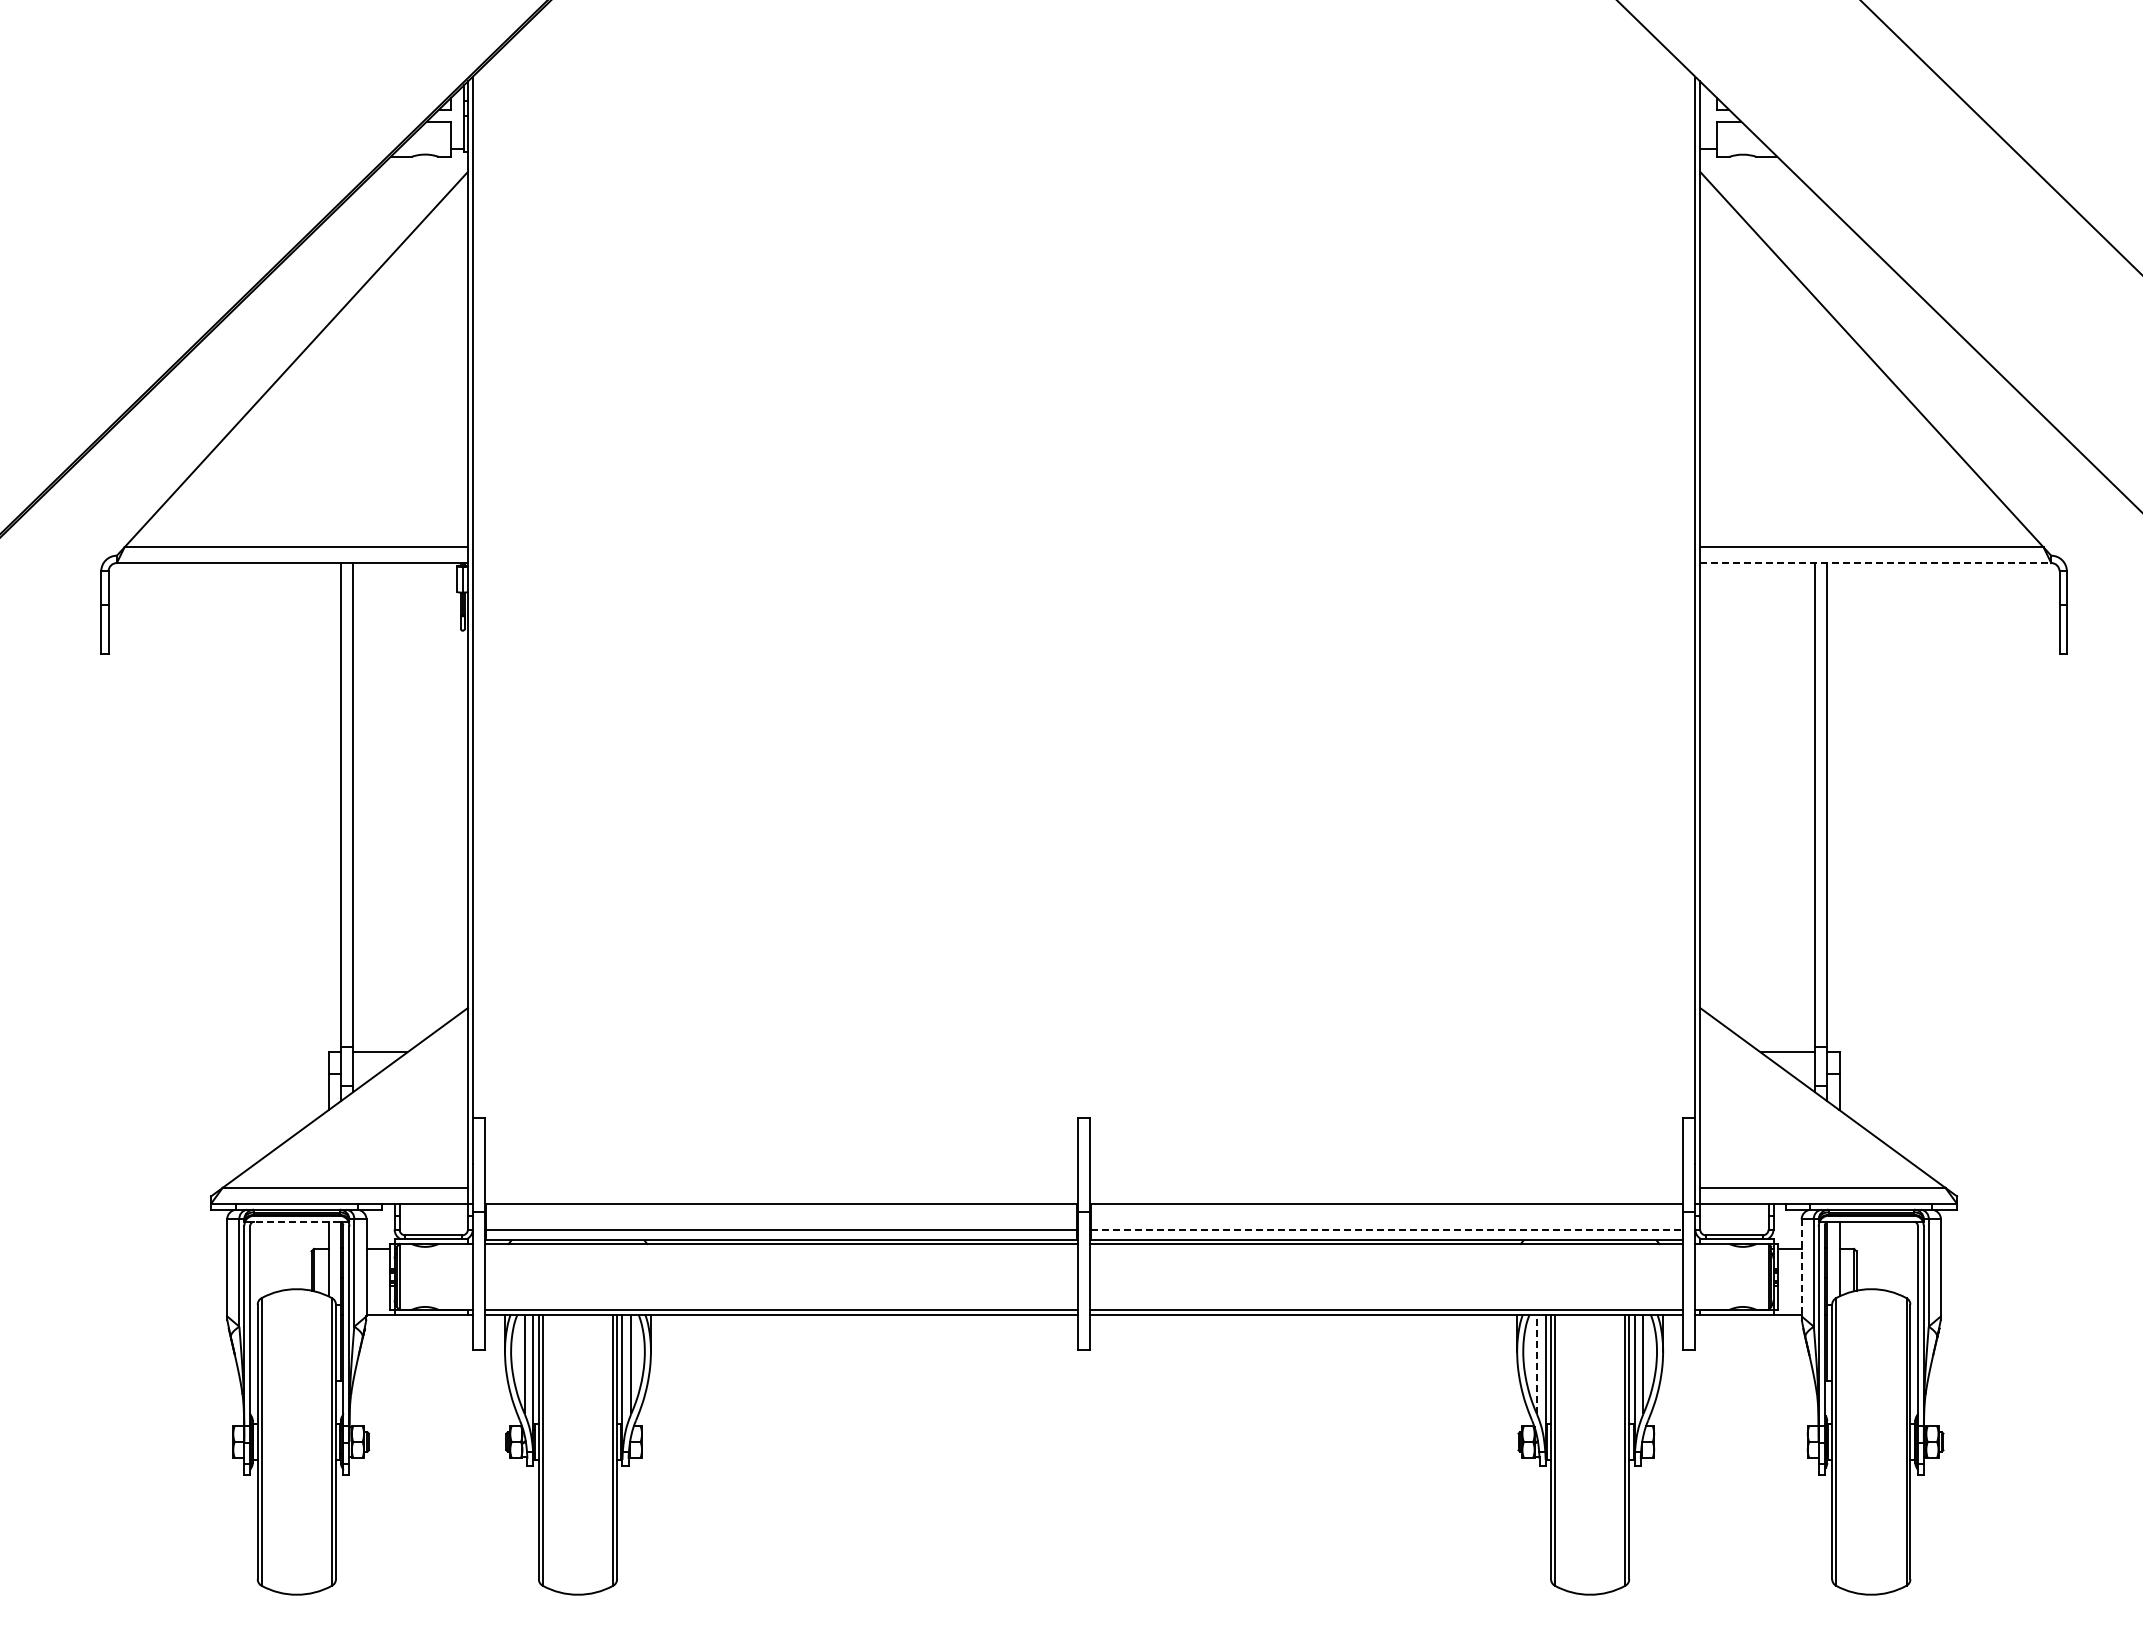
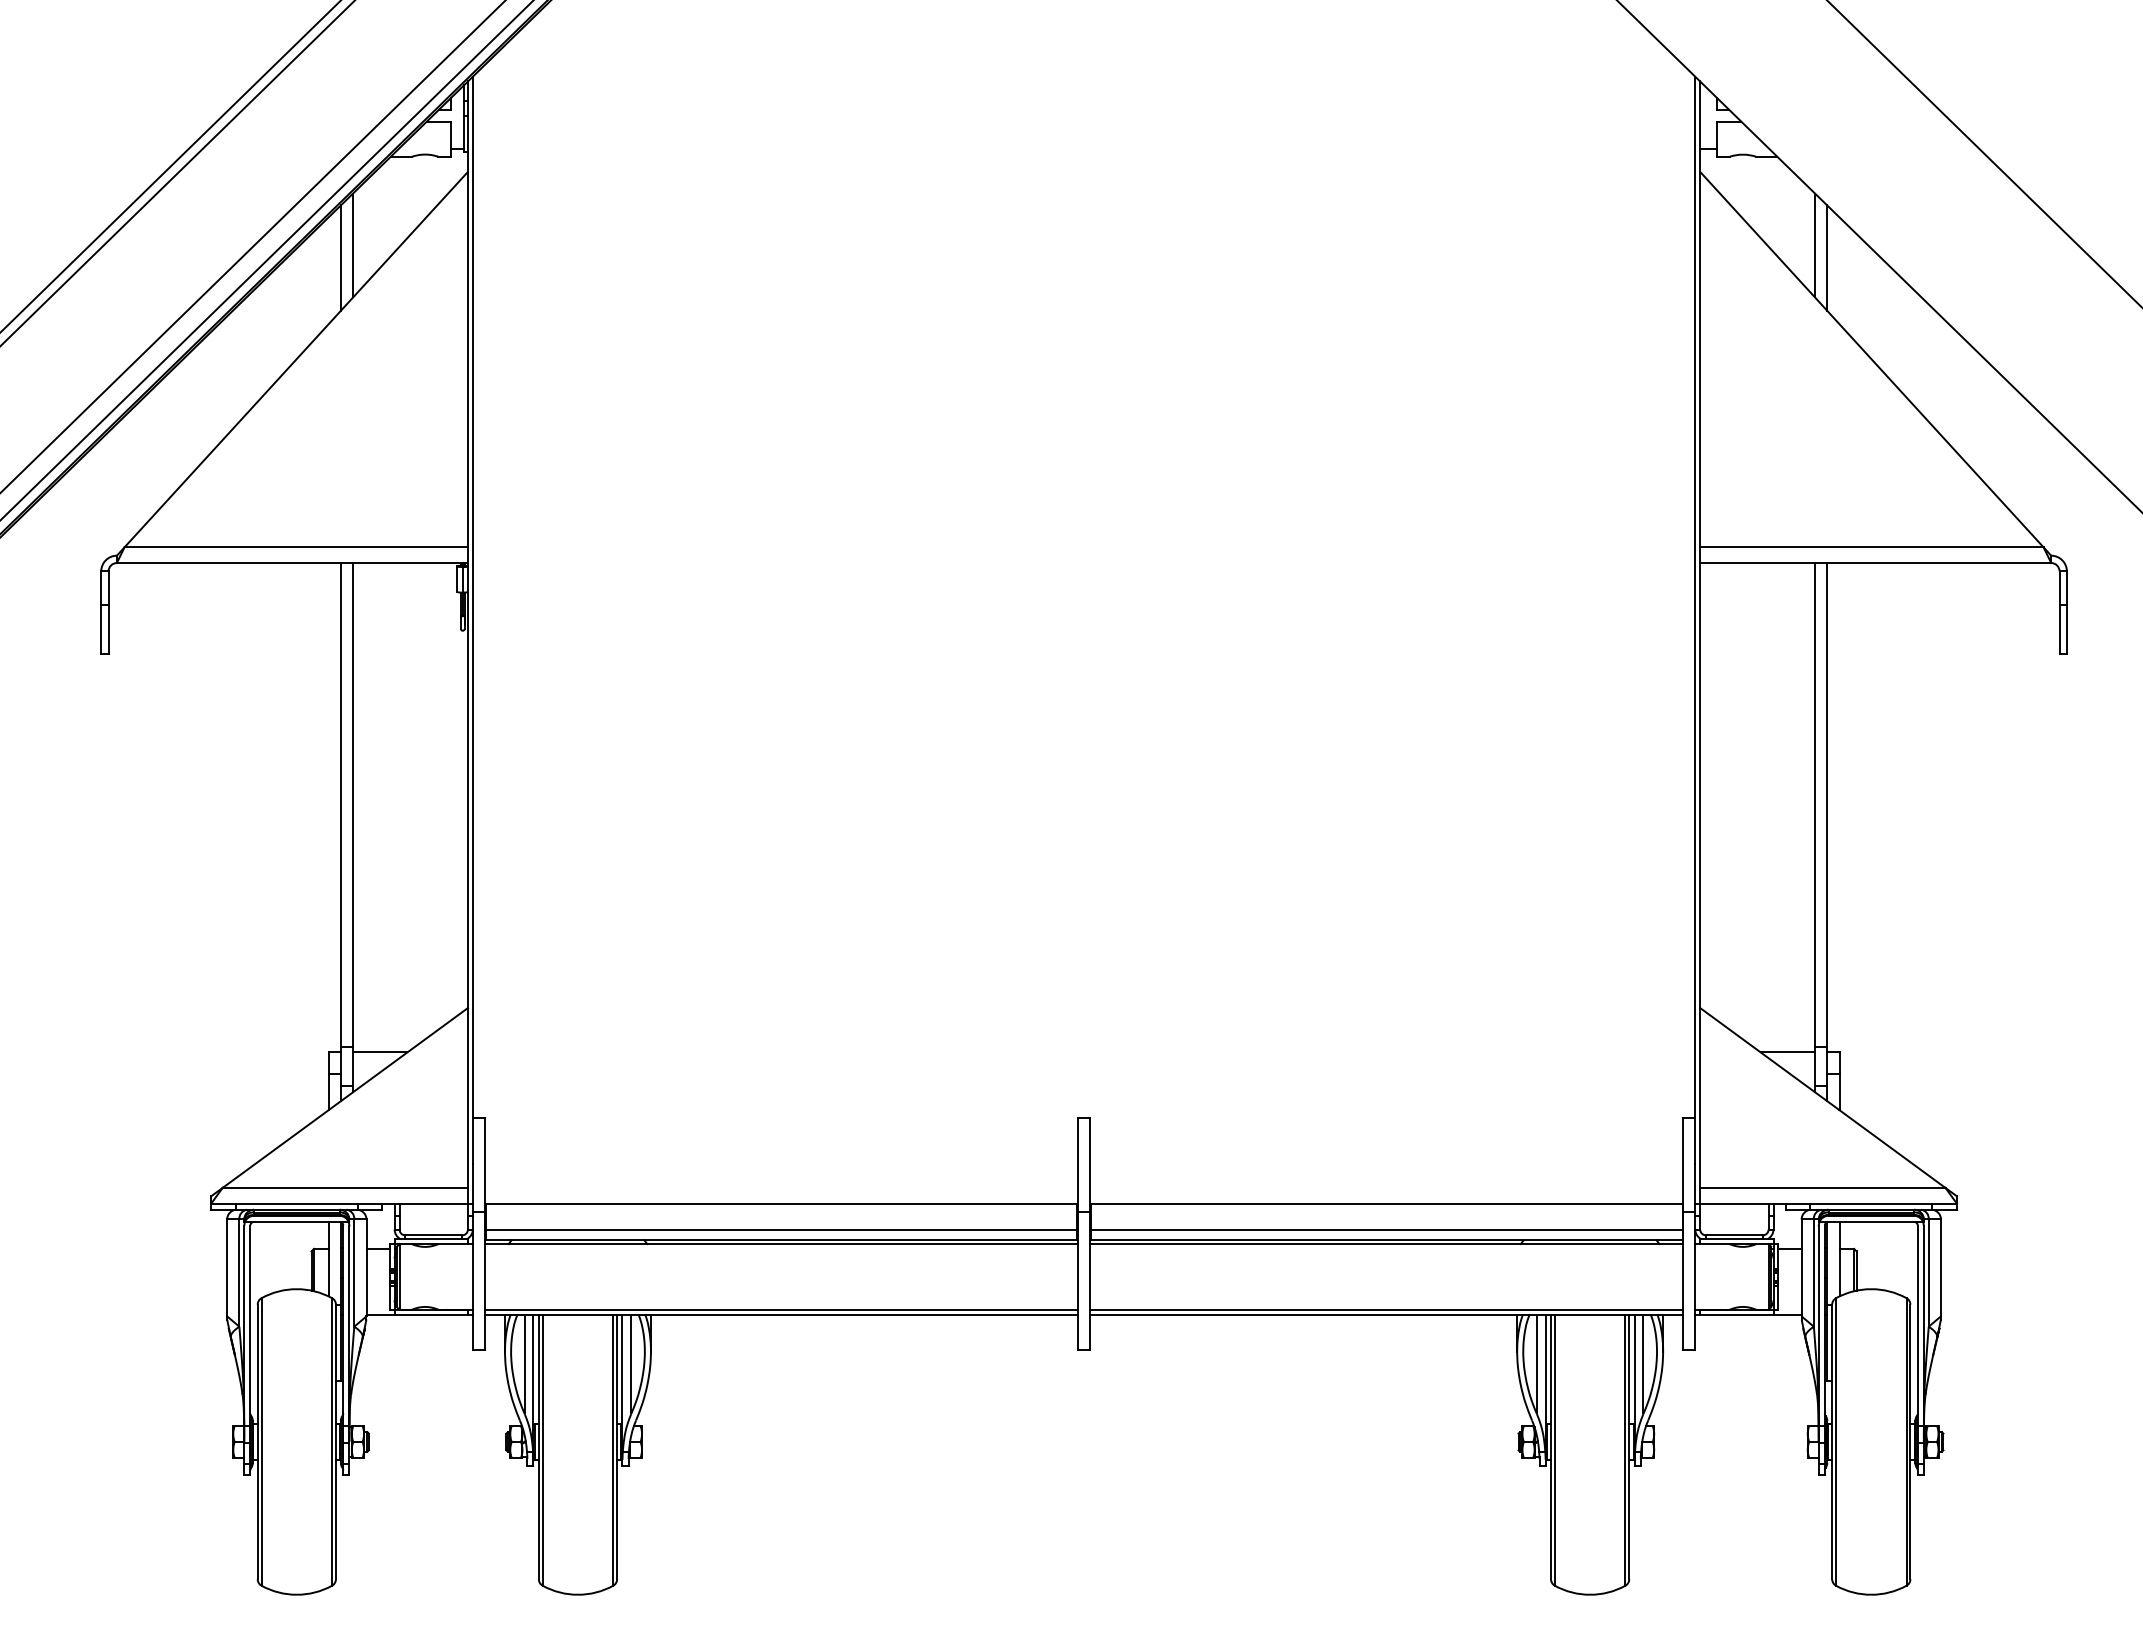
line position: (2000, 137) -> (1984, 153) (1984, 153)
line: none -> present (170, 166)
line: none -> present (177, 173)
line: none -> present (353, 245)
line: none -> present (1815, 245)
line: none -> present (252, 246)
line: none -> present (340, 257)
line: none -> present (1827, 257)
line: none -> present (266, 260)
line: dashed -> solid (1875, 563)
line: dashed -> solid (296, 1221)
line: dashed -> solid (1386, 1229)
line: dashed -> solid (1801, 1268)
line: dashed -> solid (1536, 1363)
